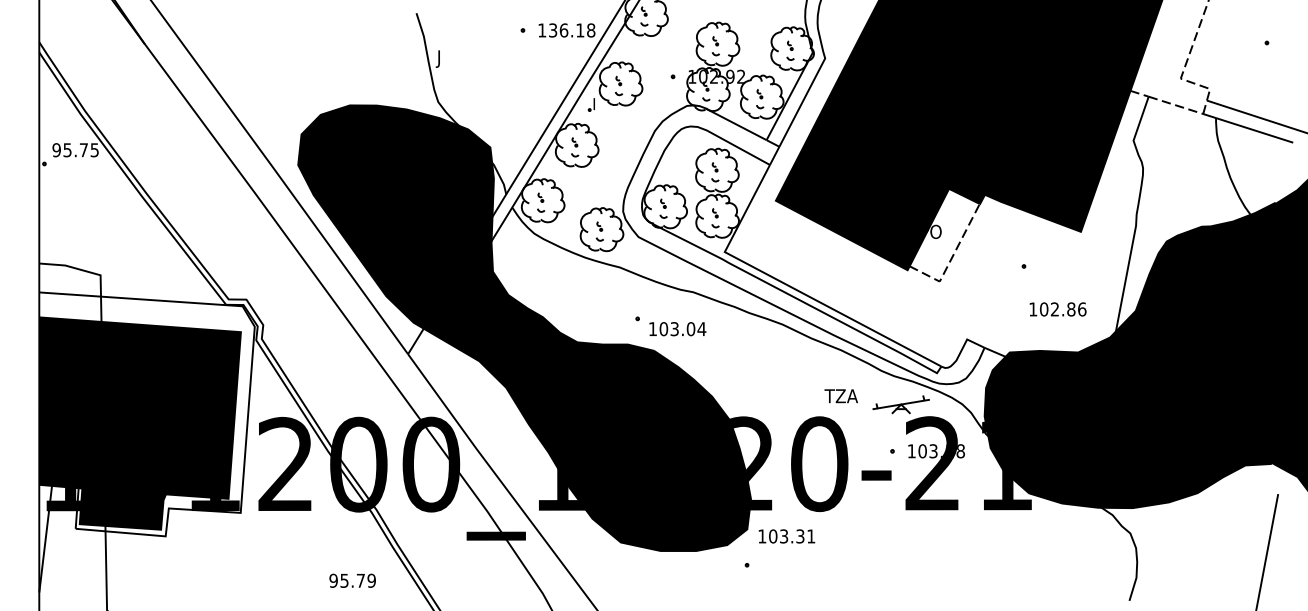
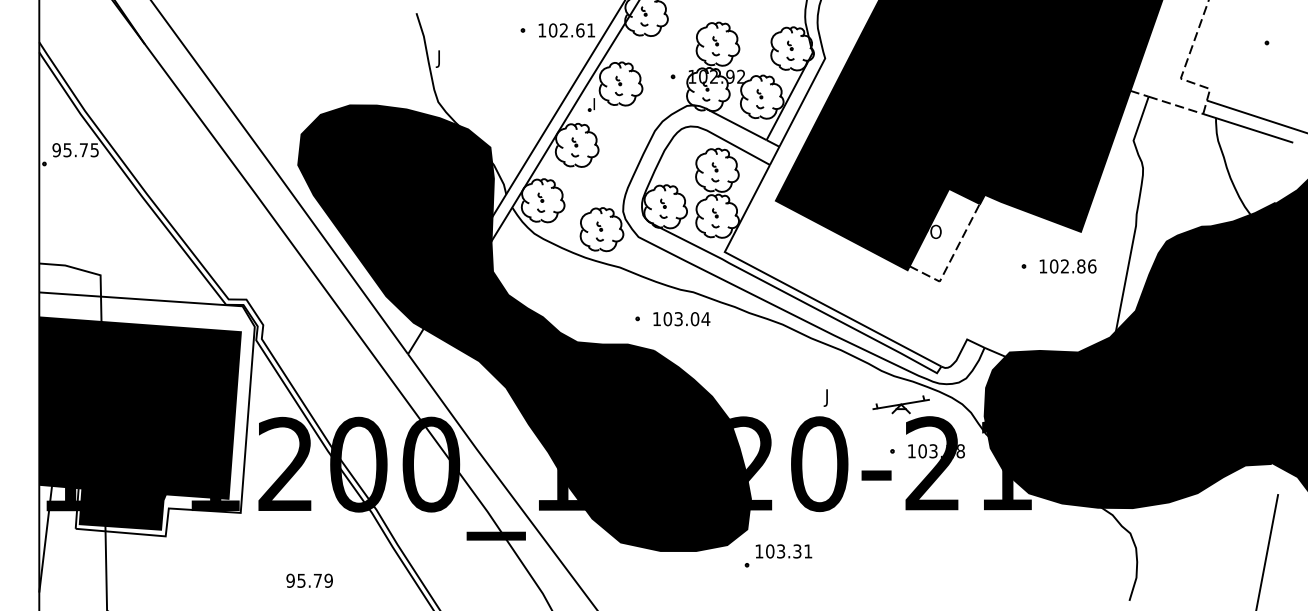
text: 136.18 -> 102.61 (571, 30)
text position: (1057, 309) -> (1067, 266) (1067, 266)
text position: (677, 329) -> (681, 319) (681, 319)
text: TZA -> J (840, 397)
text position: (786, 536) -> (783, 551) (783, 551)
text position: (352, 580) -> (309, 580) (309, 580)
